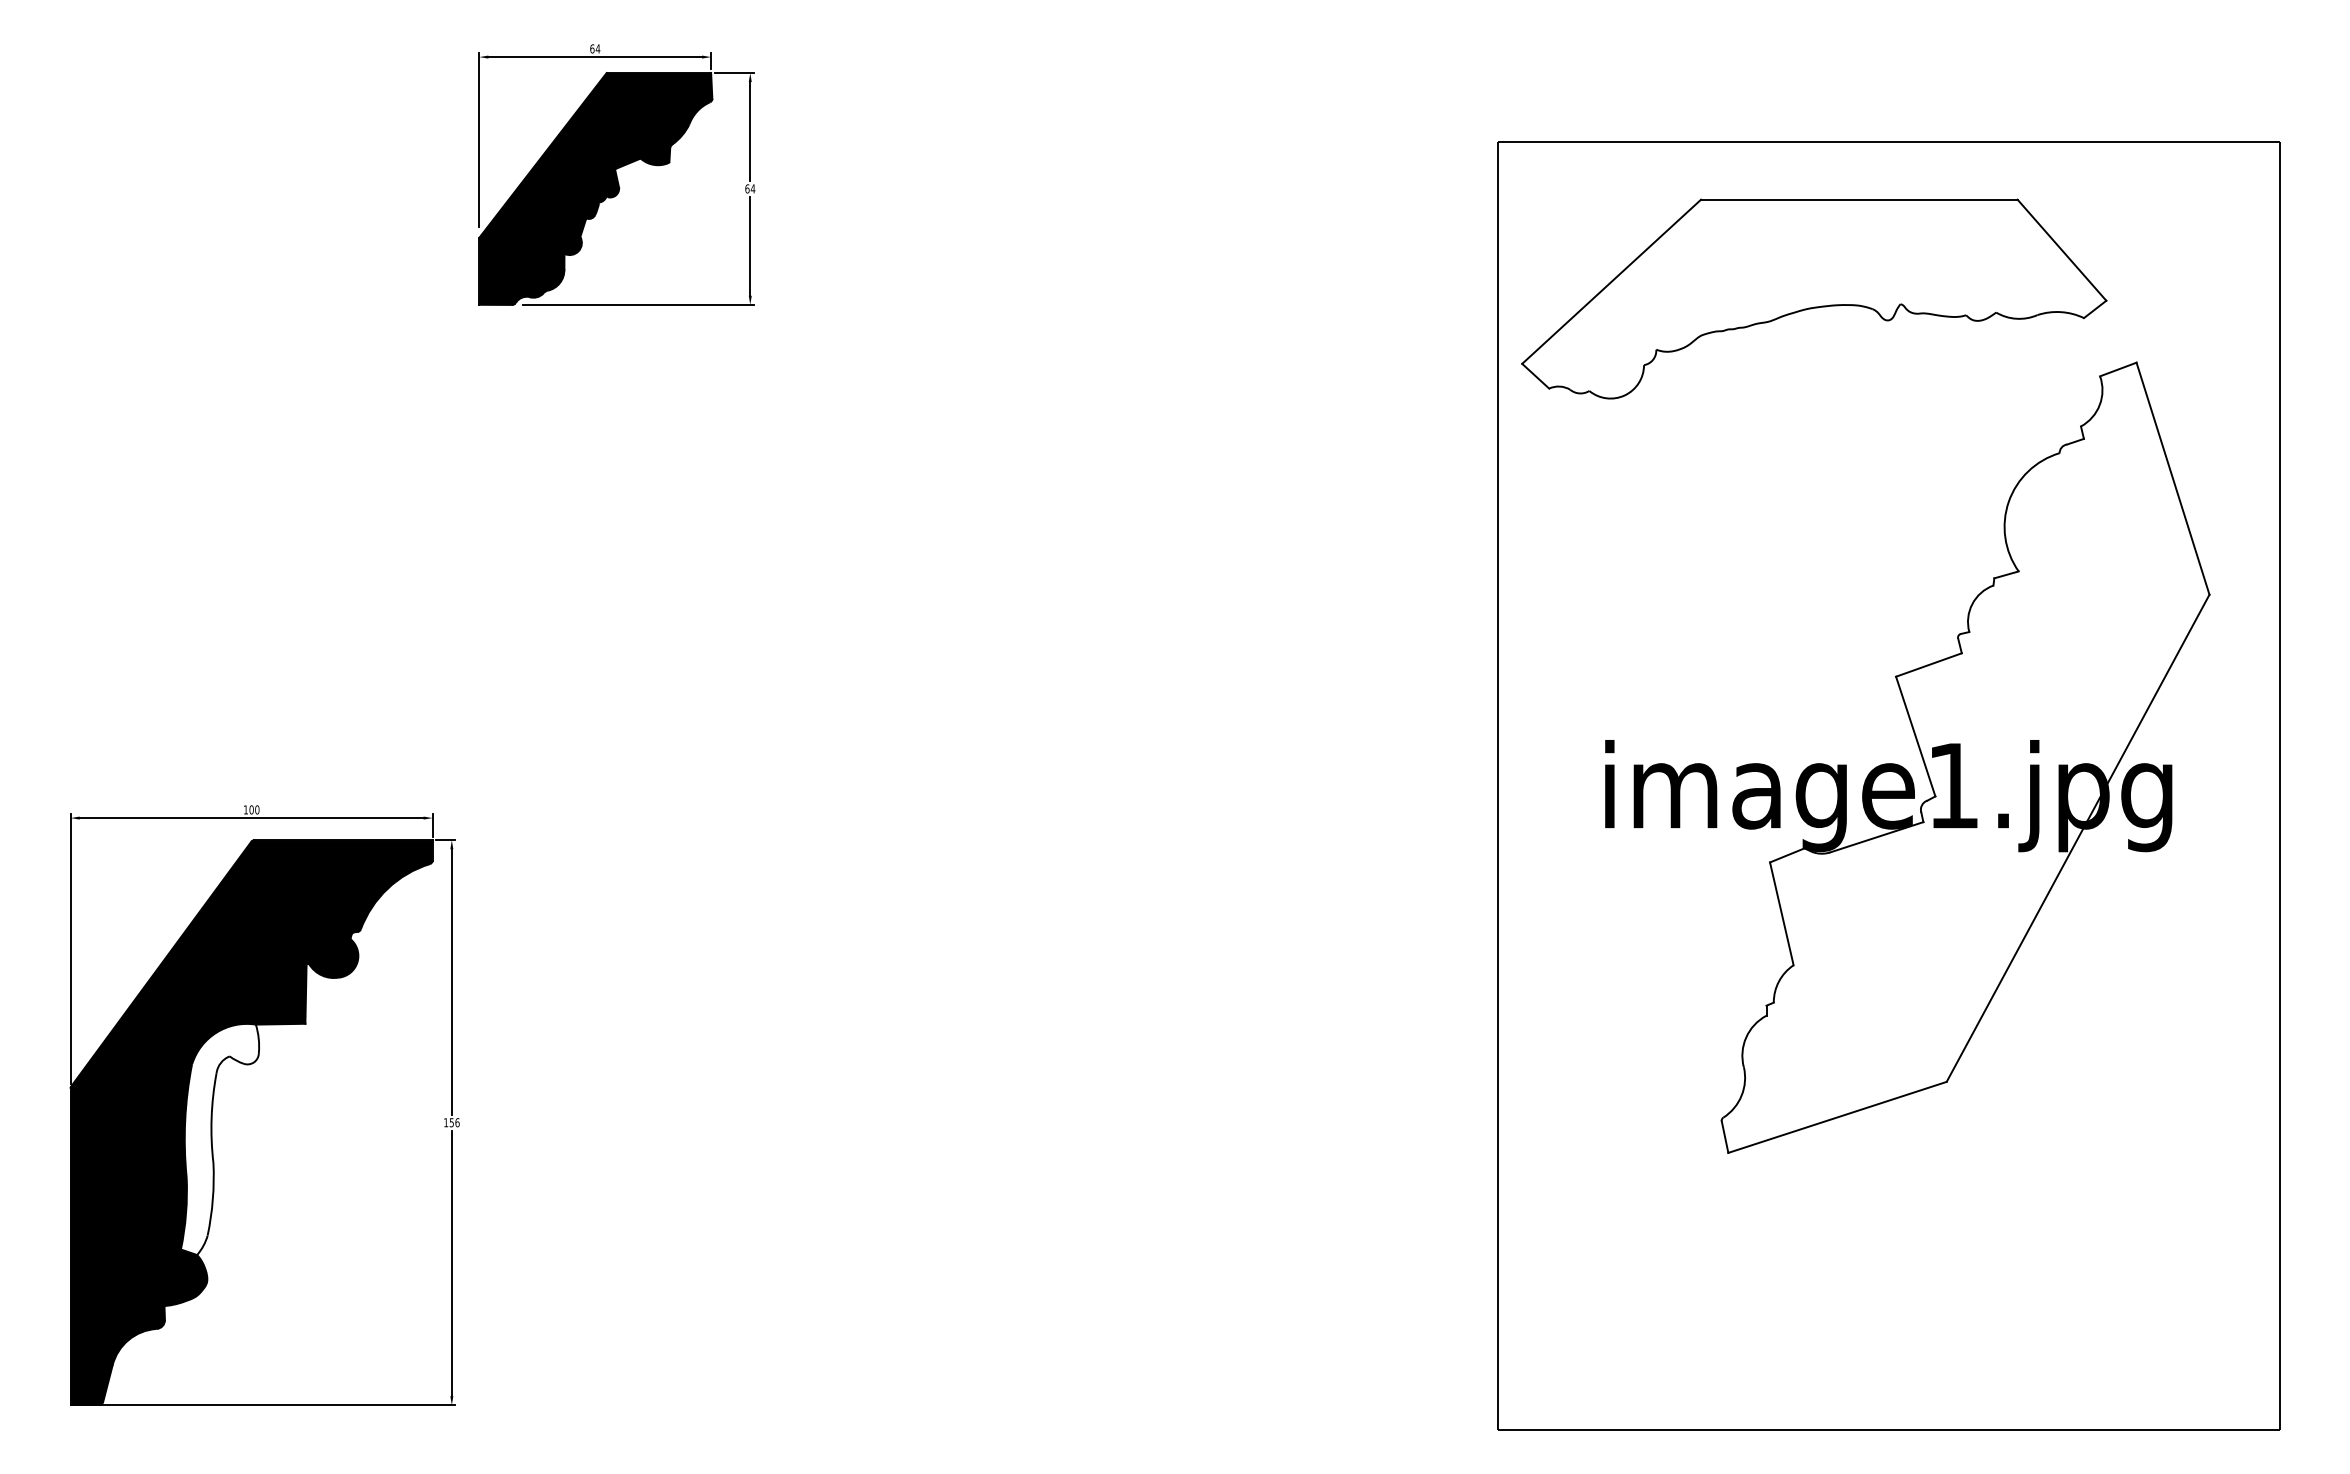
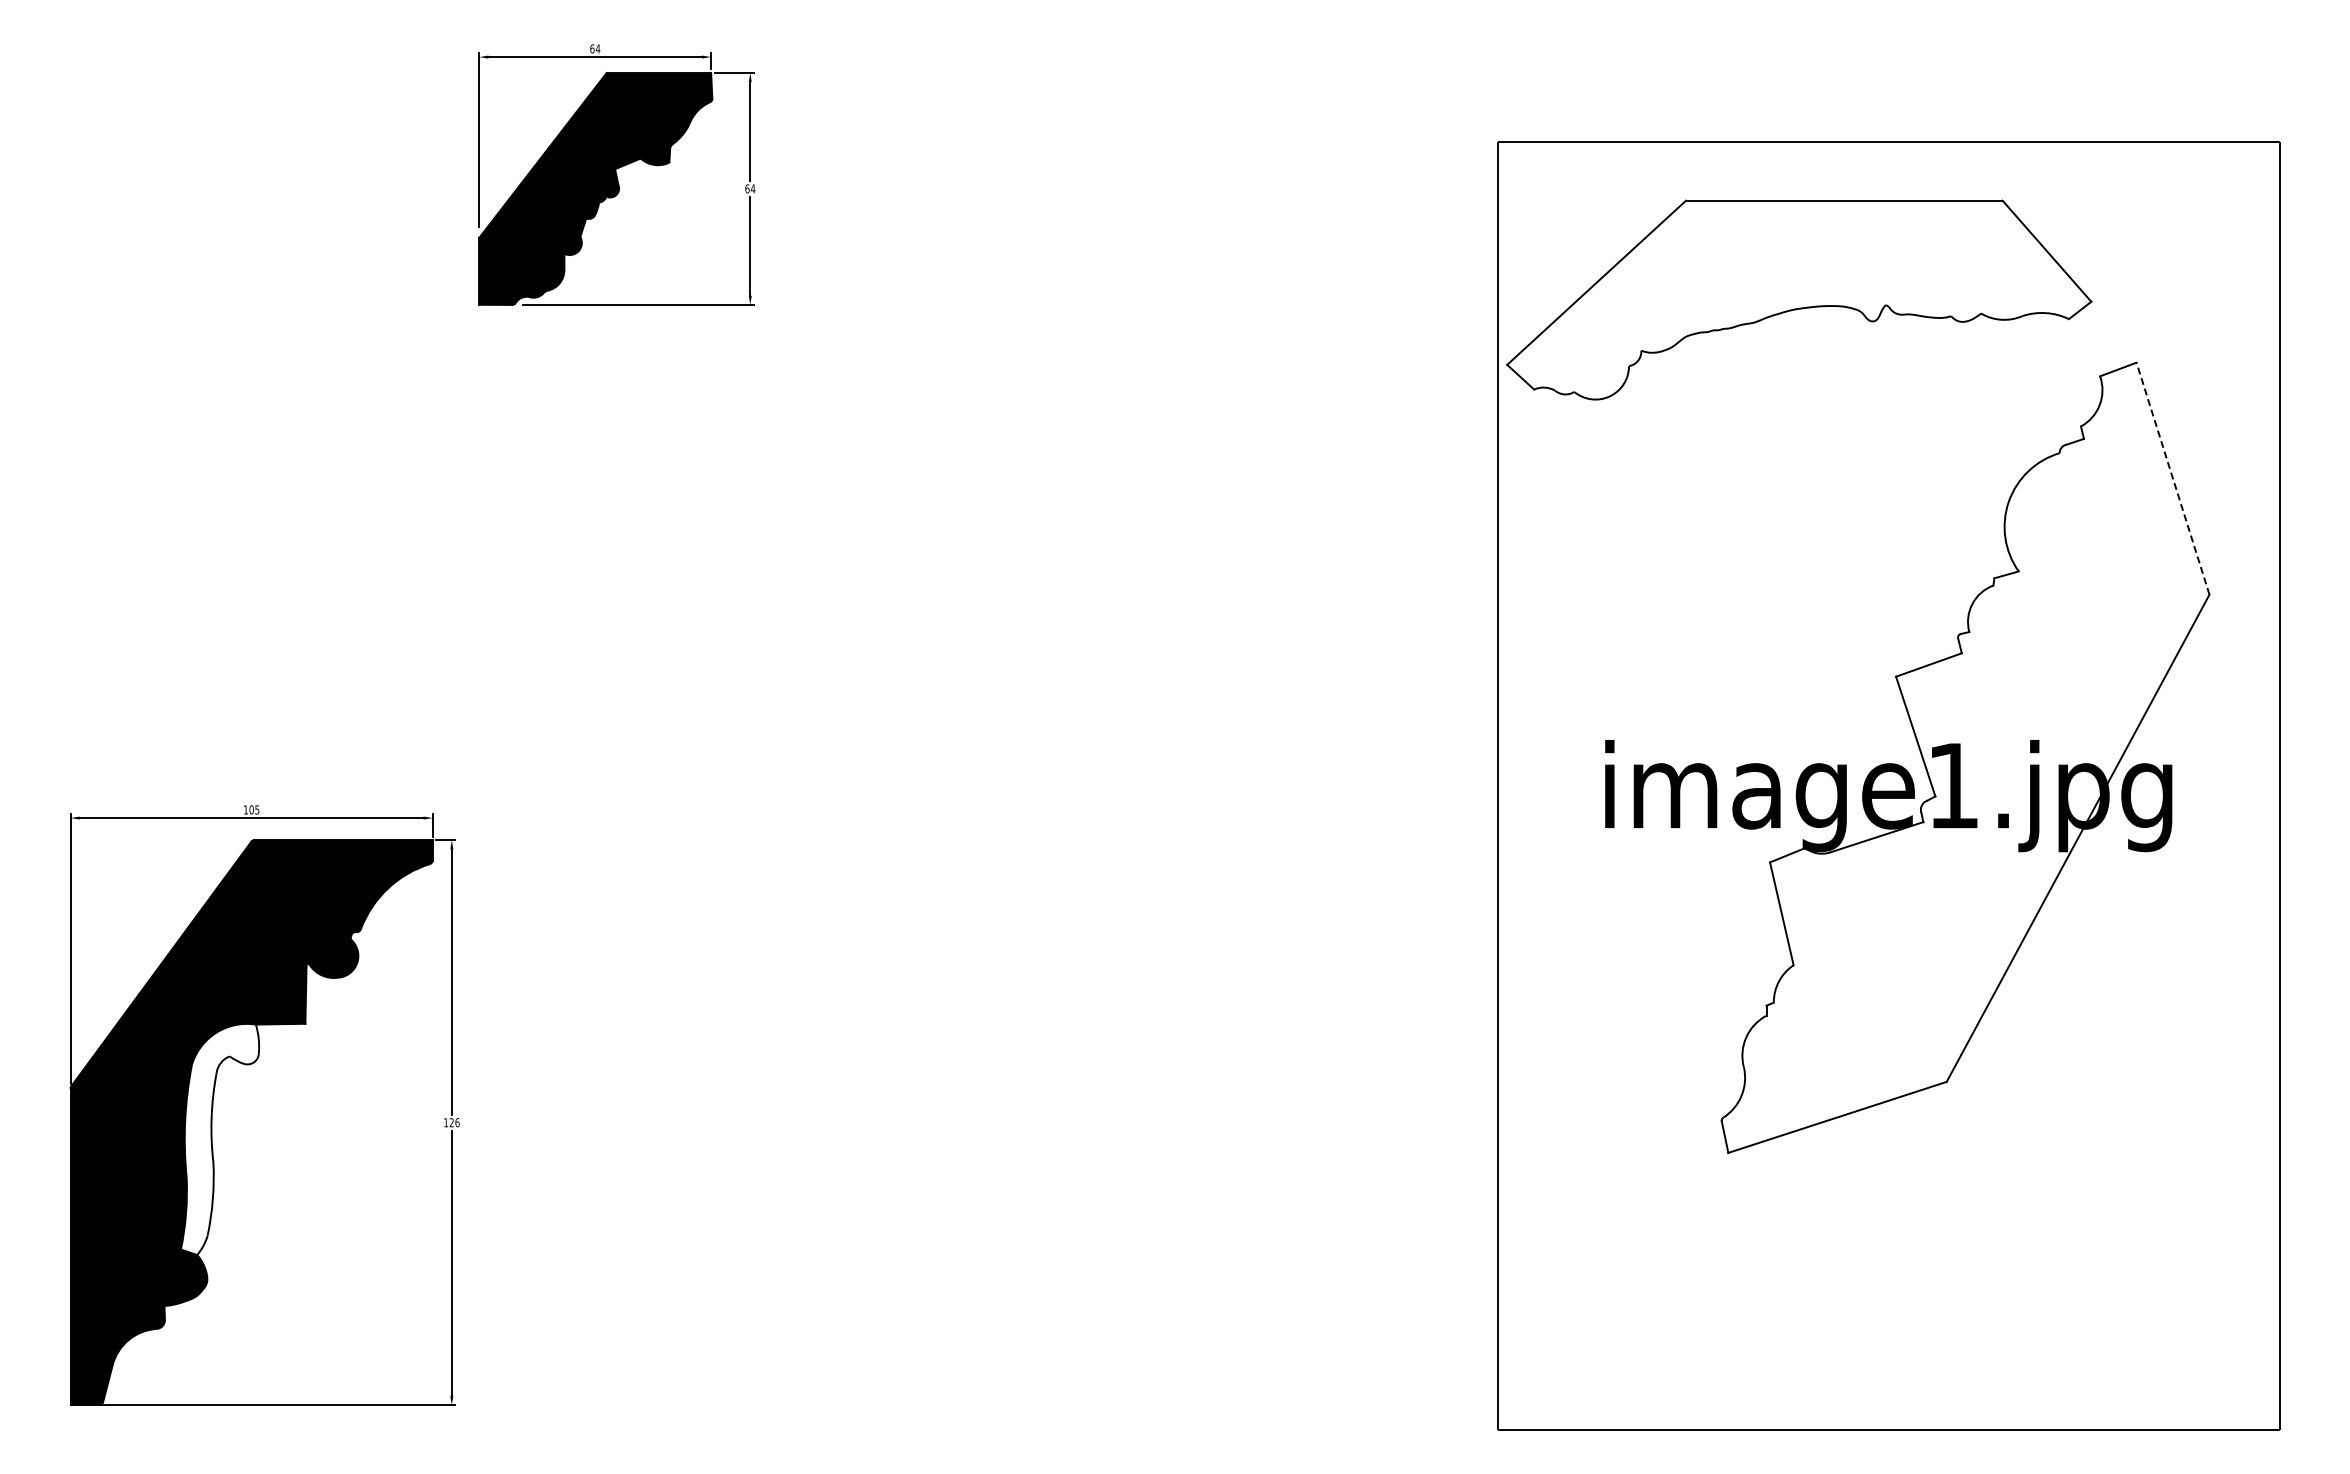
part position: (1814, 298) -> (1799, 299) (1799, 299)
line: solid -> dashed (2173, 478)
text: 100 -> 105 (257, 809)
text: 156 -> 126 (451, 1122)
